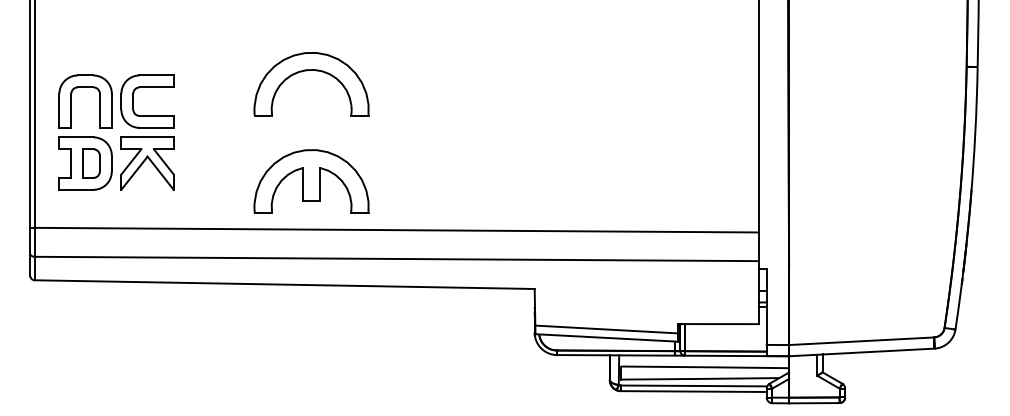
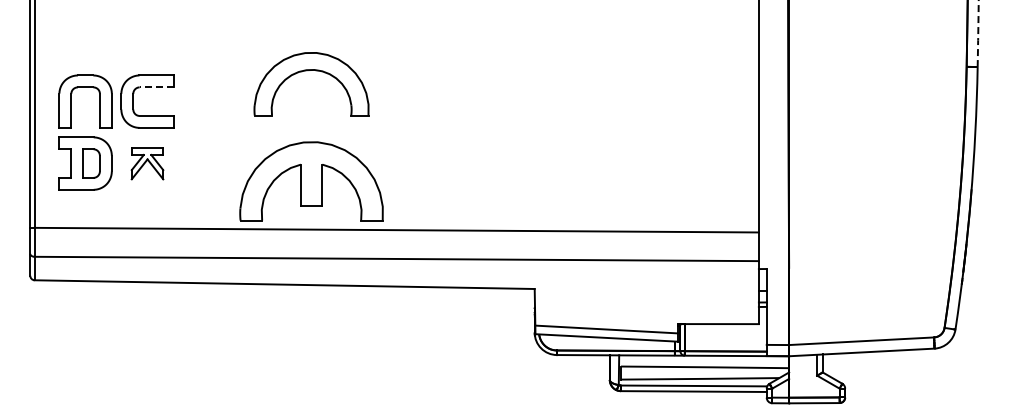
arc: solid -> dashed (978, 33)
line: solid -> dashed (156, 87)
part size: 55x55 px -> 35x34 px (147, 163)
part size: 117x65 px -> 145x81 px (311, 181)
